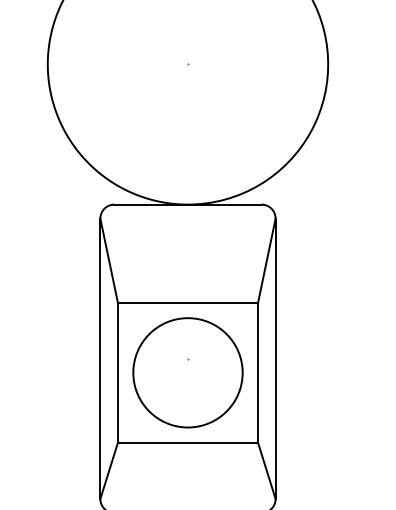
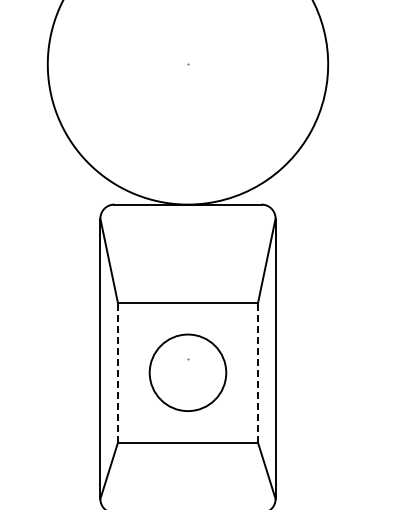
line: solid -> dashed (117, 372)
circle diameter: 109 px -> 77 px (187, 372)
line: solid -> dashed (258, 372)
